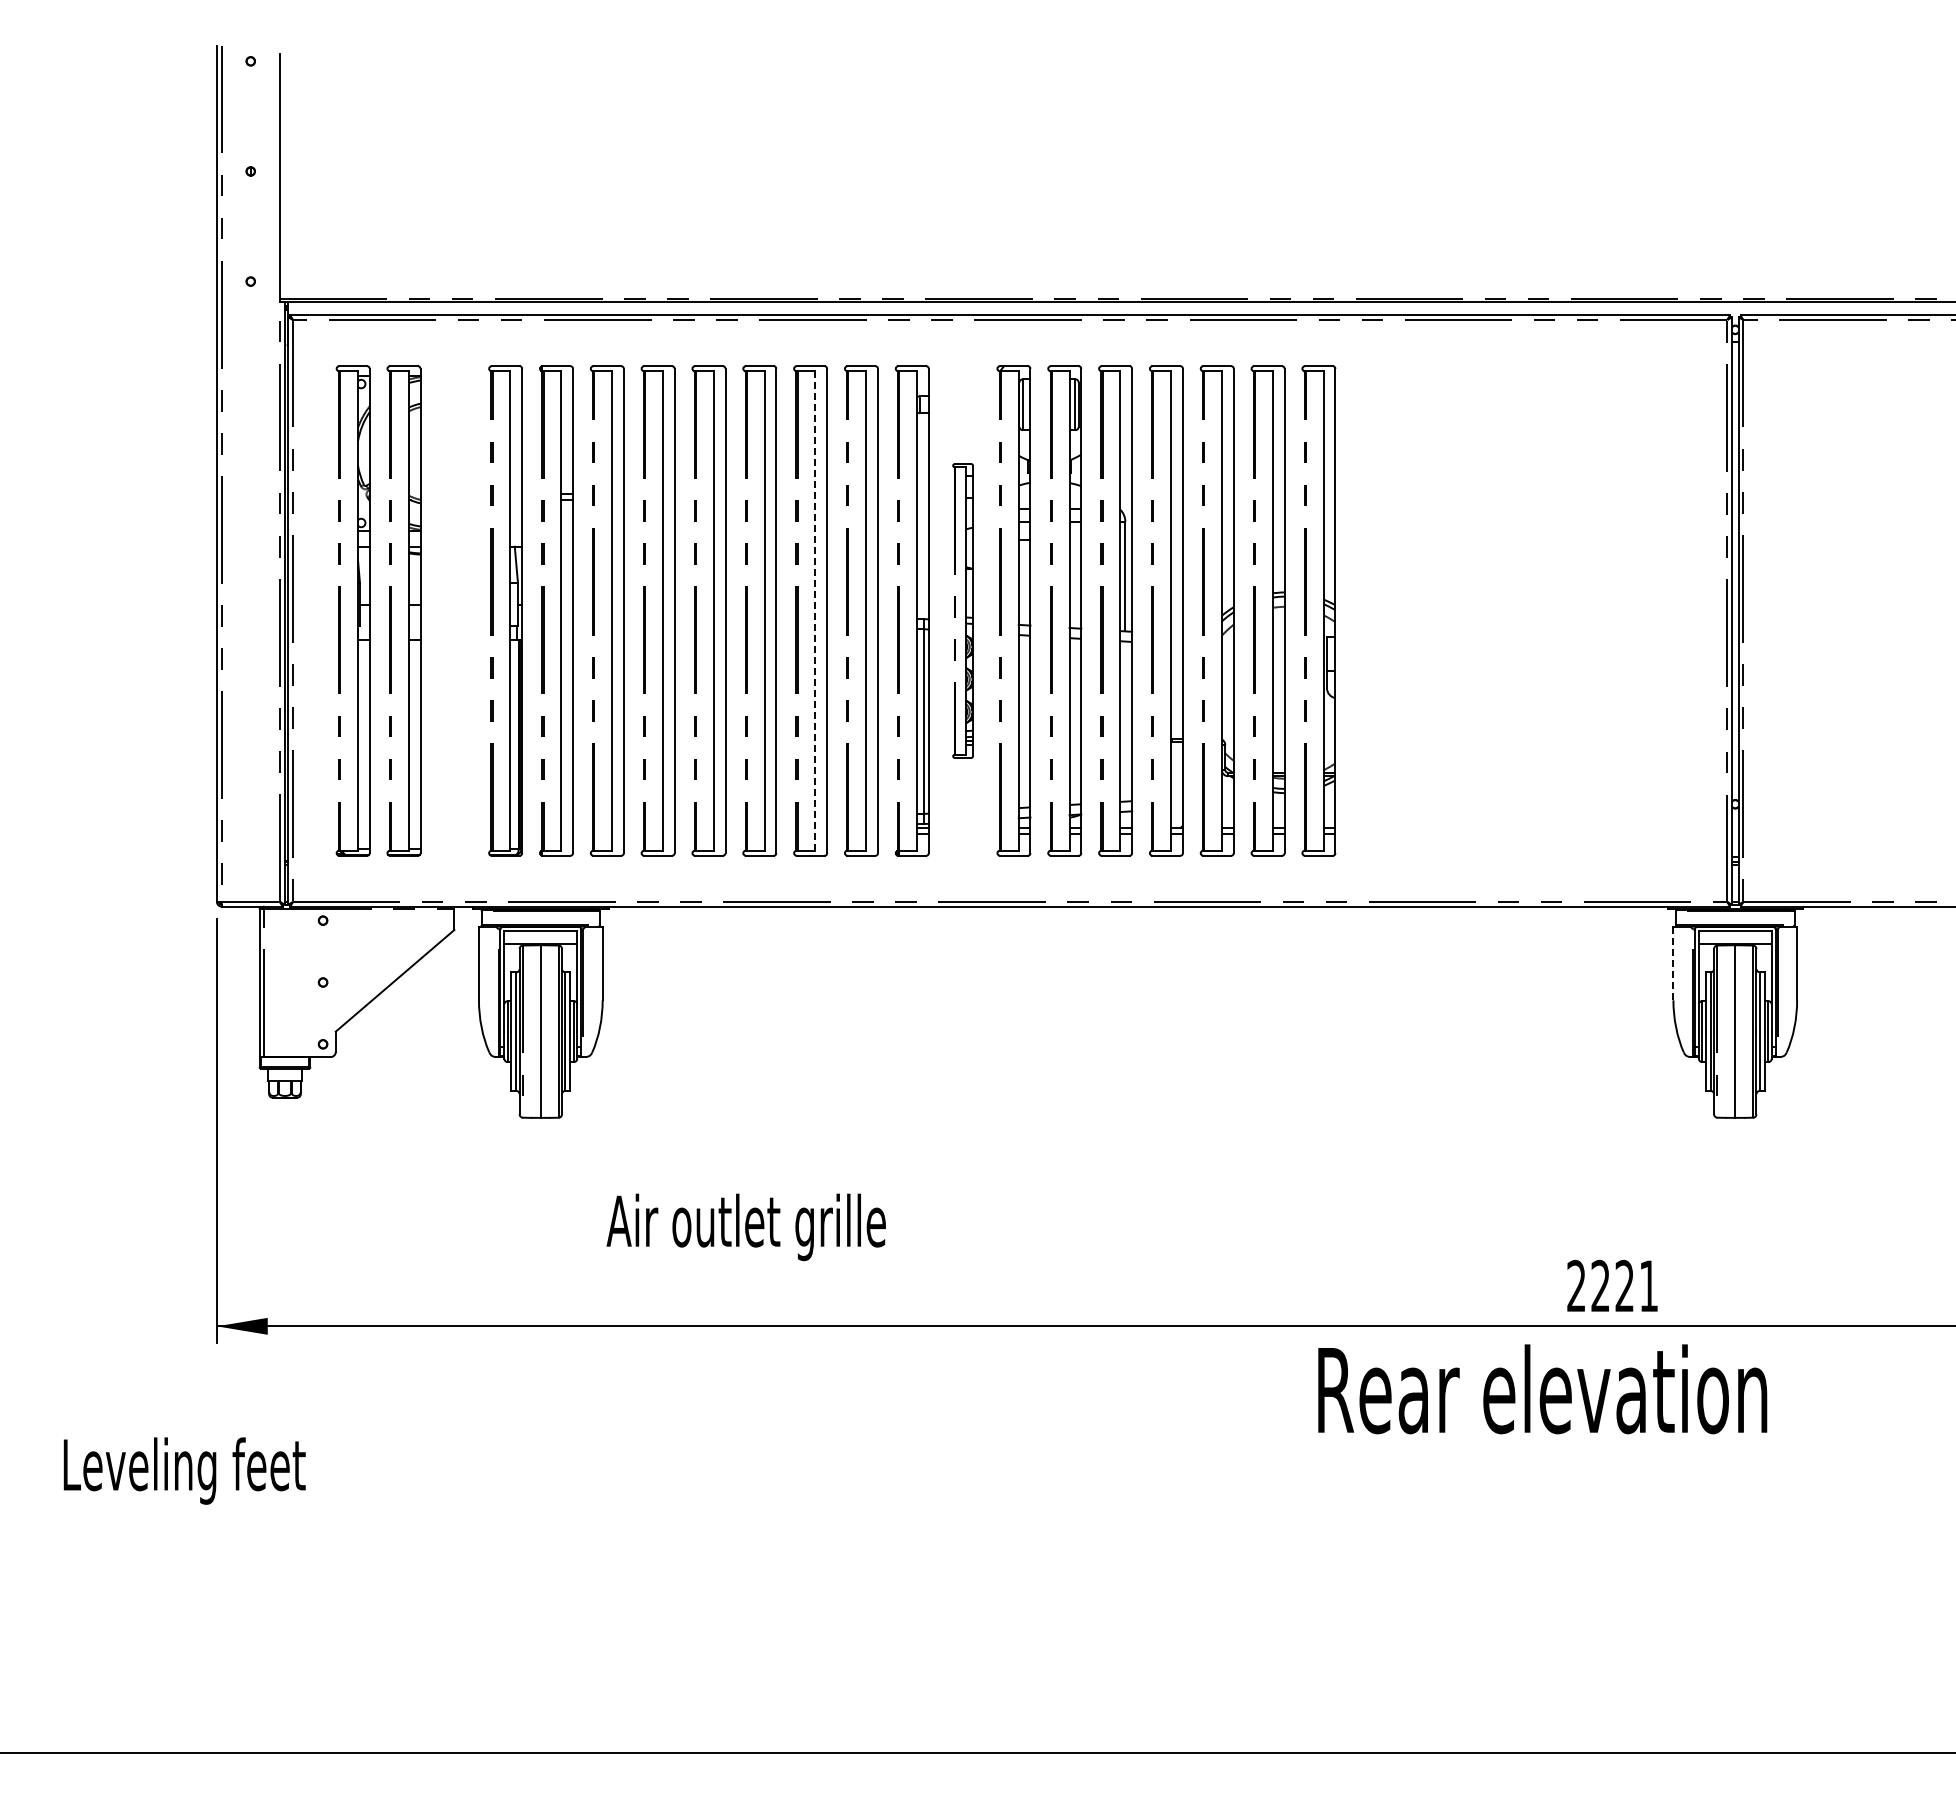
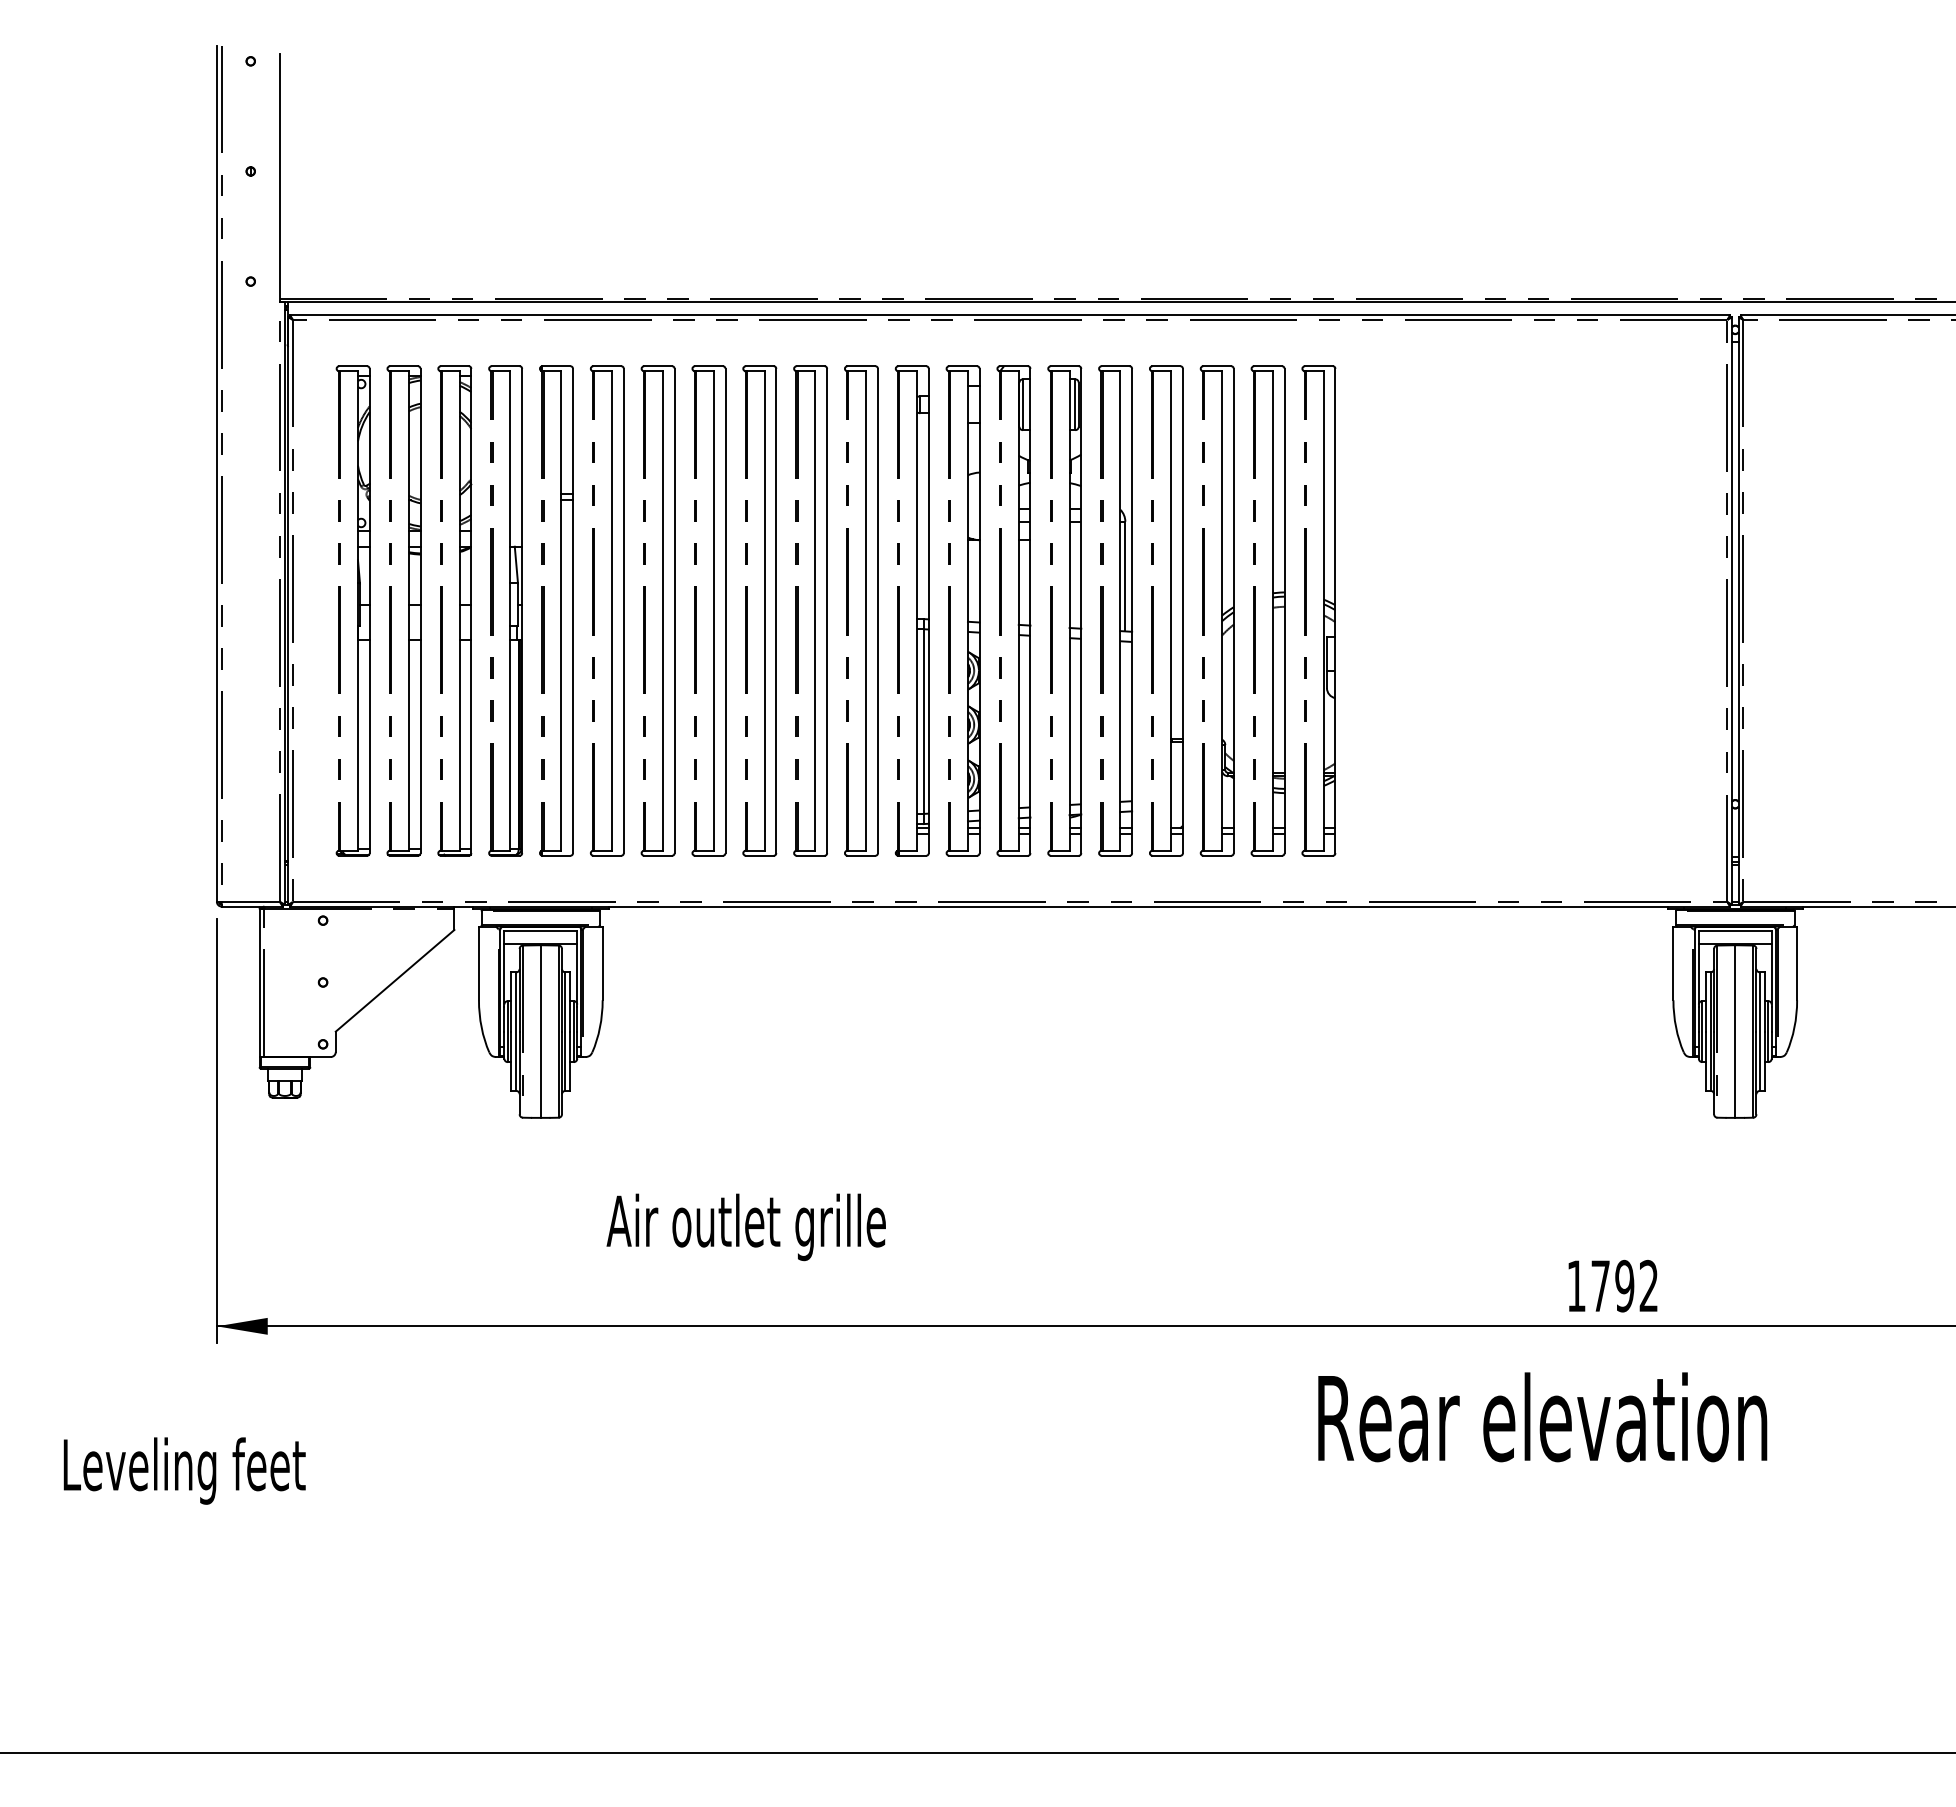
part: none -> present (454, 610)
part size: 22x296 px -> 36x492 px (962, 610)
line: dashed -> solid (815, 611)
line: dashed -> solid (1673, 963)
text: 2221 -> 1792 (1612, 1285)
text position: (1542, 1389) -> (1542, 1417) (1542, 1417)
